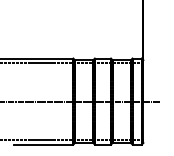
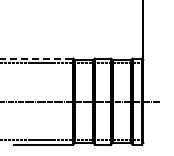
line: solid -> dashed (37, 58)
